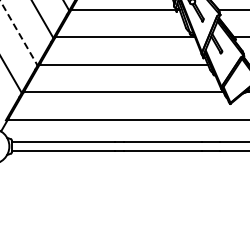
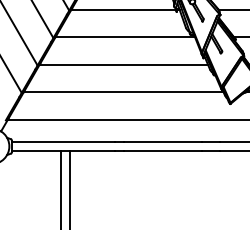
line: dashed -> solid (19, 33)
line: none -> present (61, 188)
line: none -> present (70, 188)
